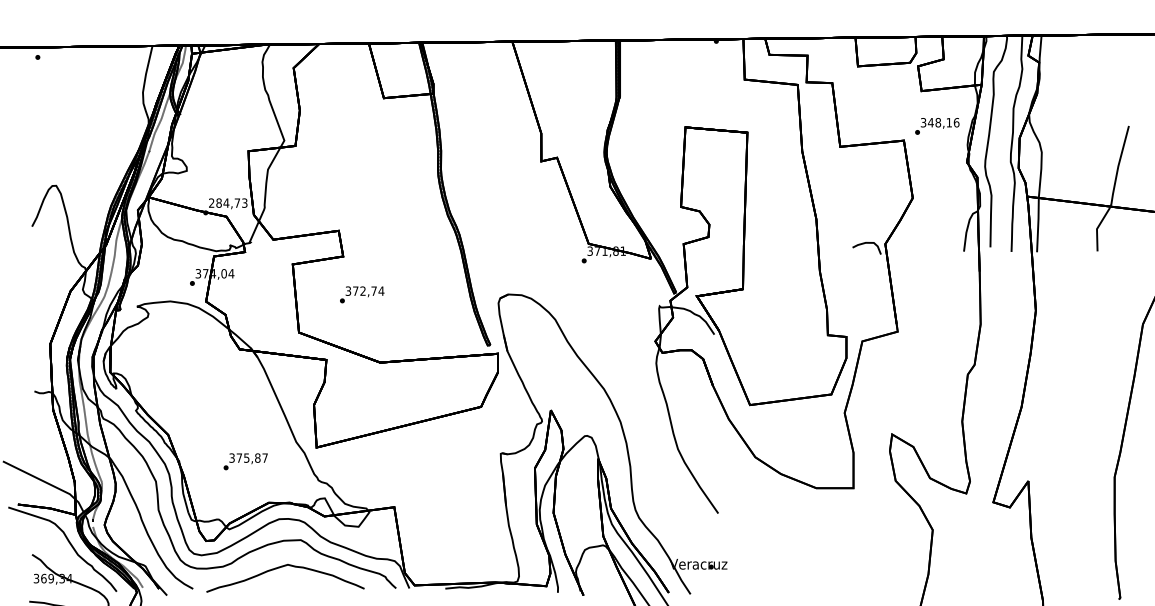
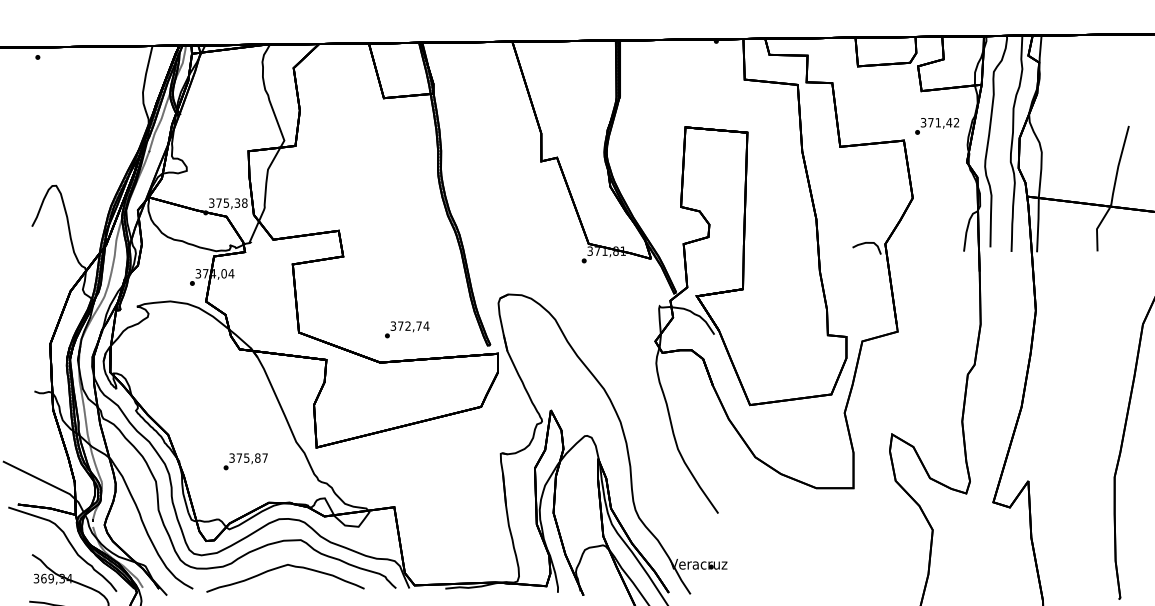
text: 348,16 -> 371,42 (943, 122)
text: 284,73 -> 375,38 (228, 202)
text position: (362, 294) -> (407, 329) (407, 329)
